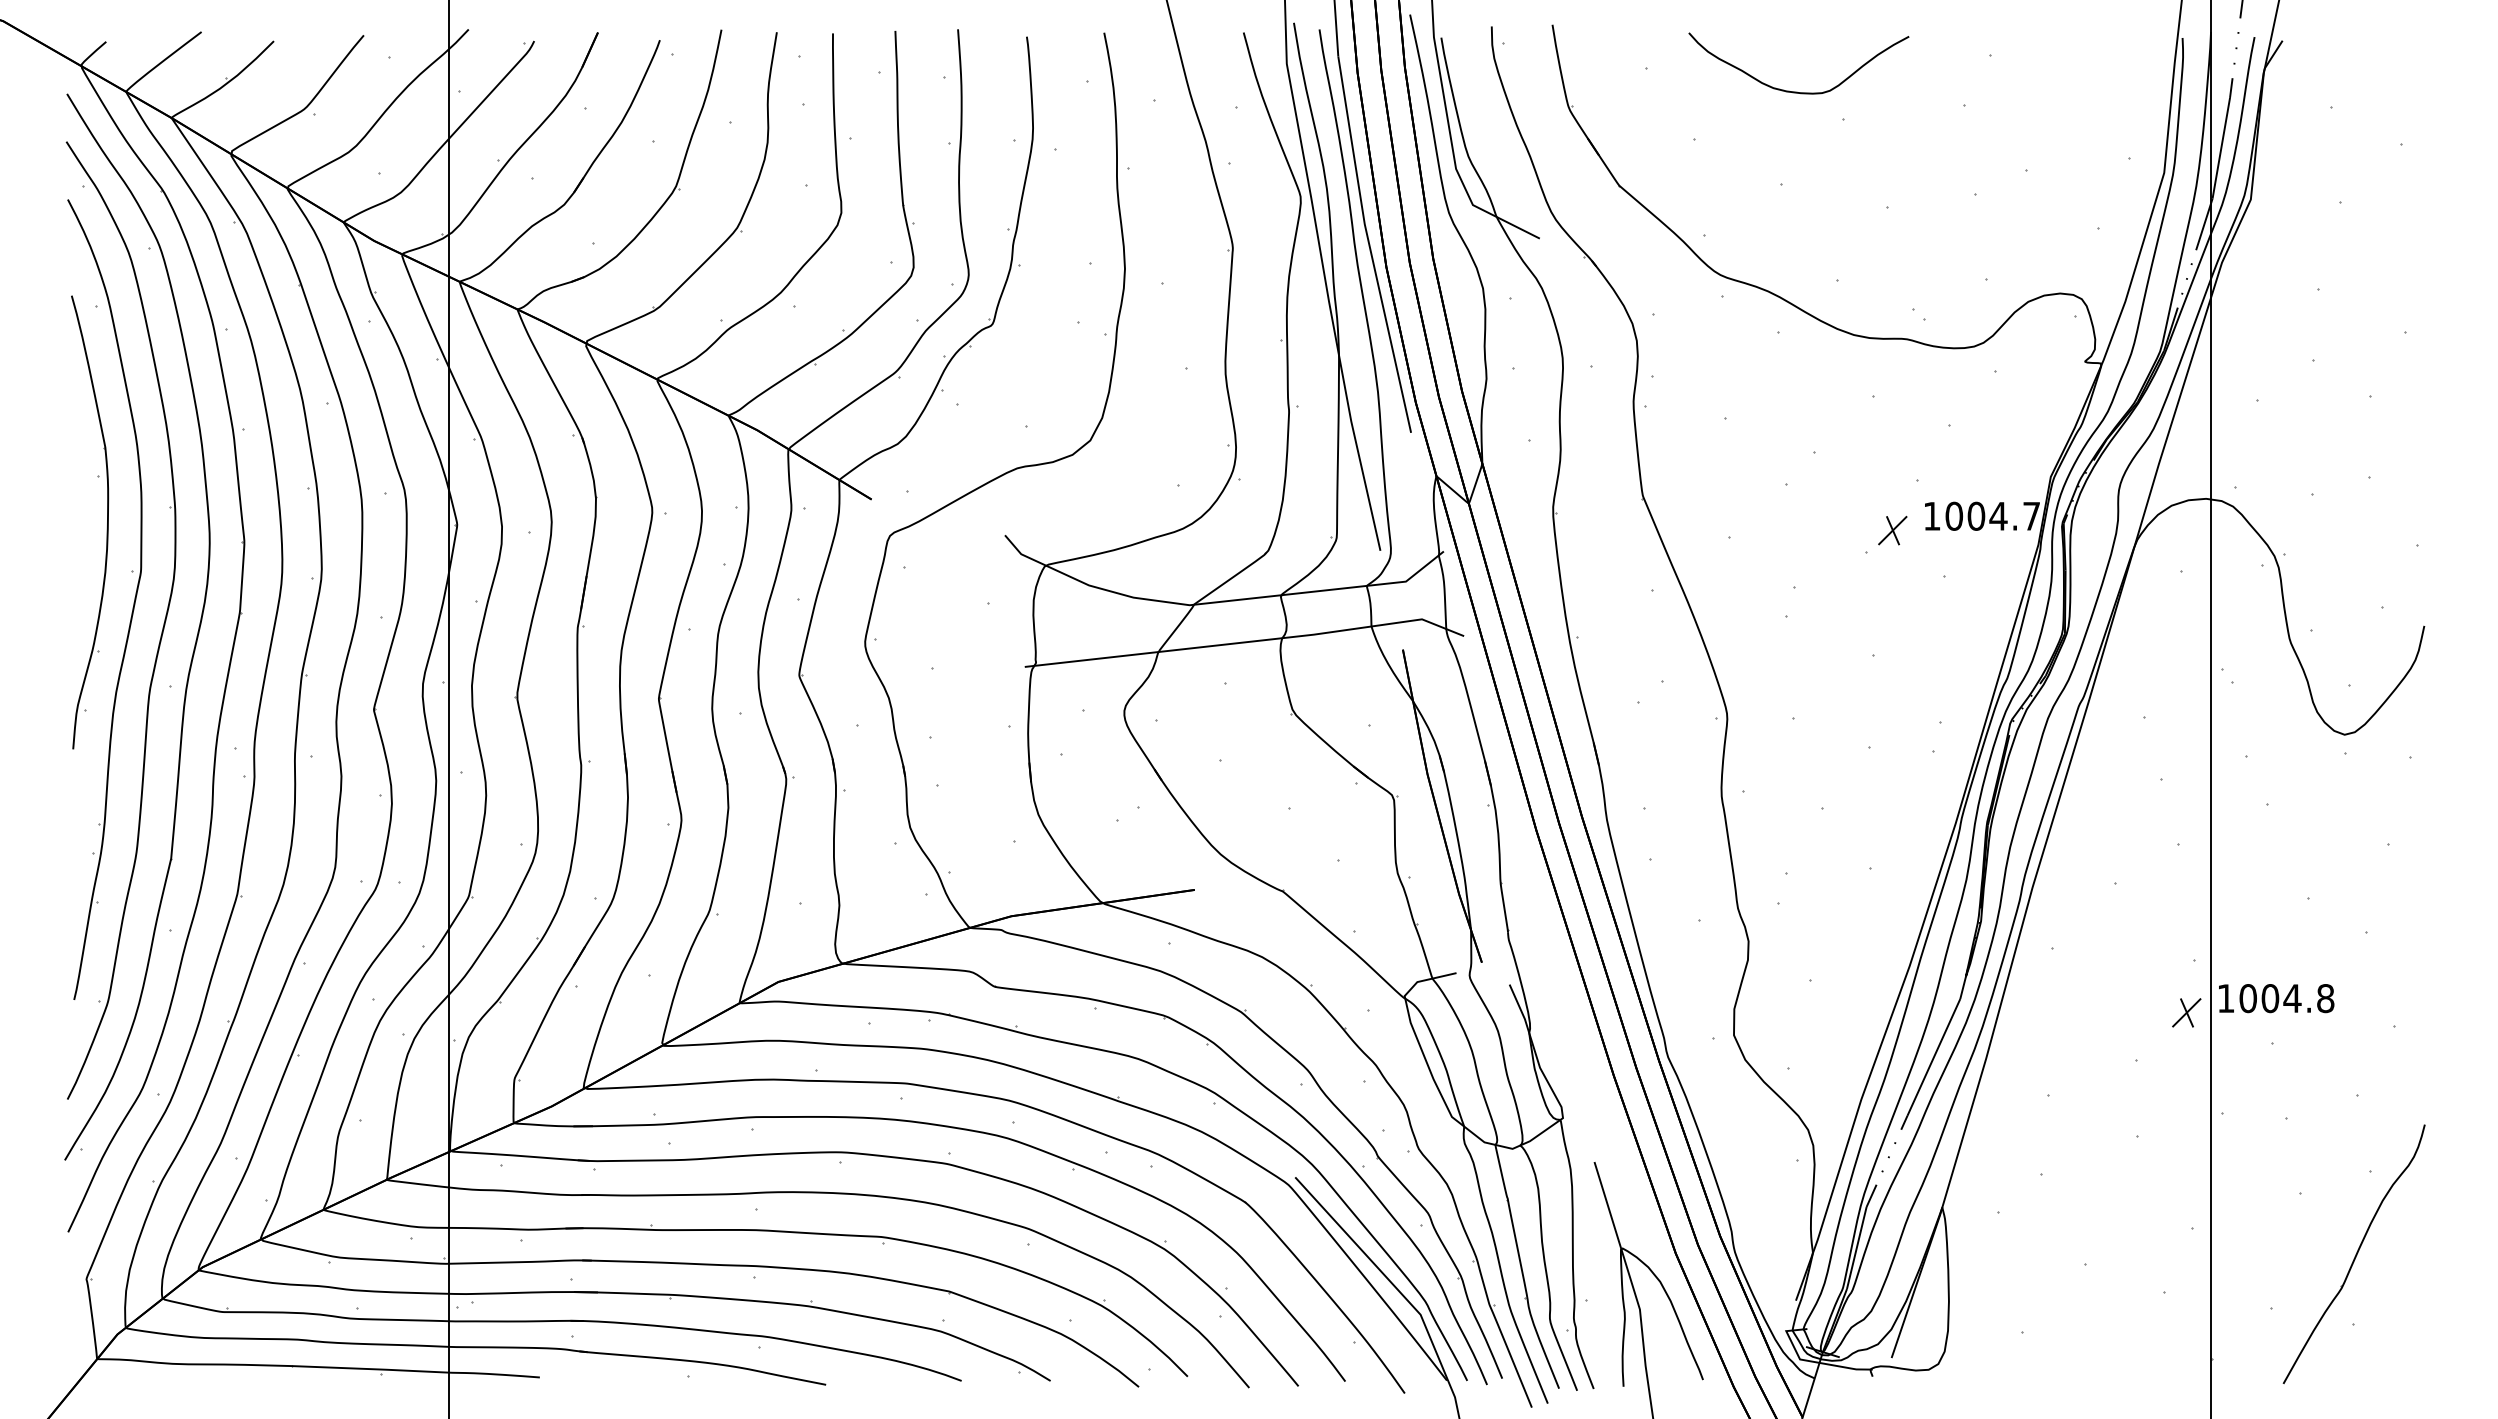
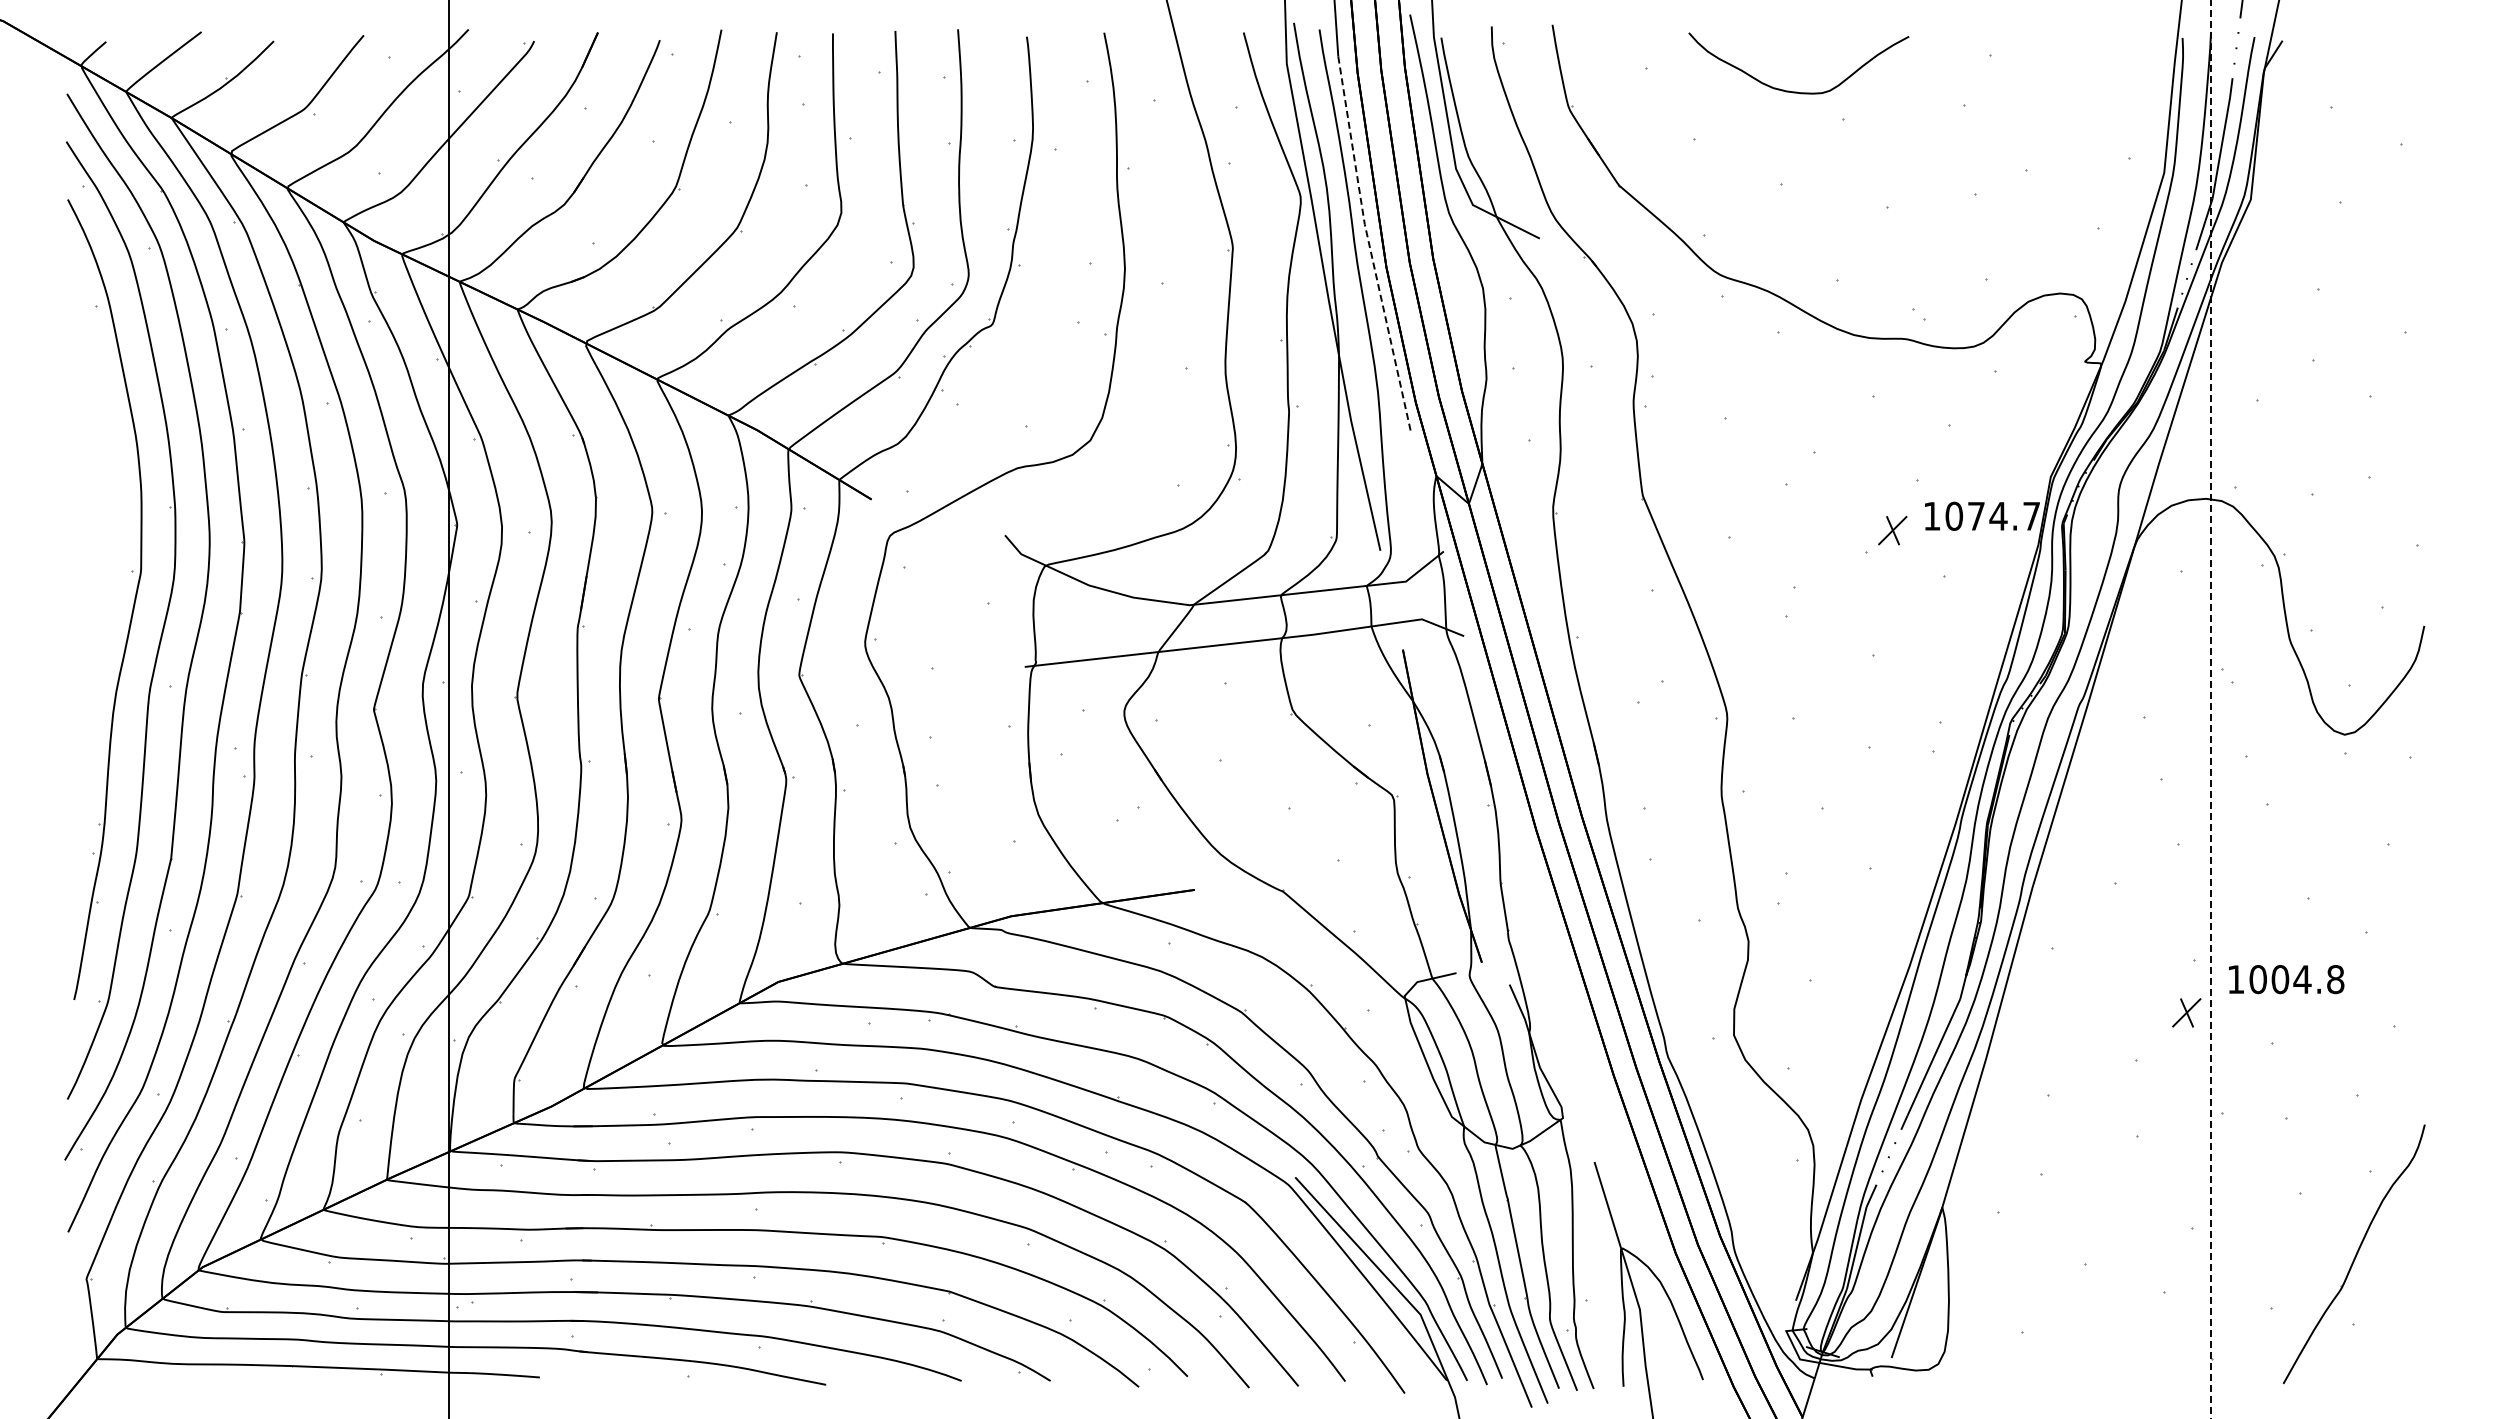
line: solid -> dashed (1369, 245)
text: 1004.7 -> 1074.7 (1976, 515)
part: present -> none (107, 522)
line: solid -> dashed (2211, 709)
text position: (2276, 998) -> (2286, 979) (2286, 979)
